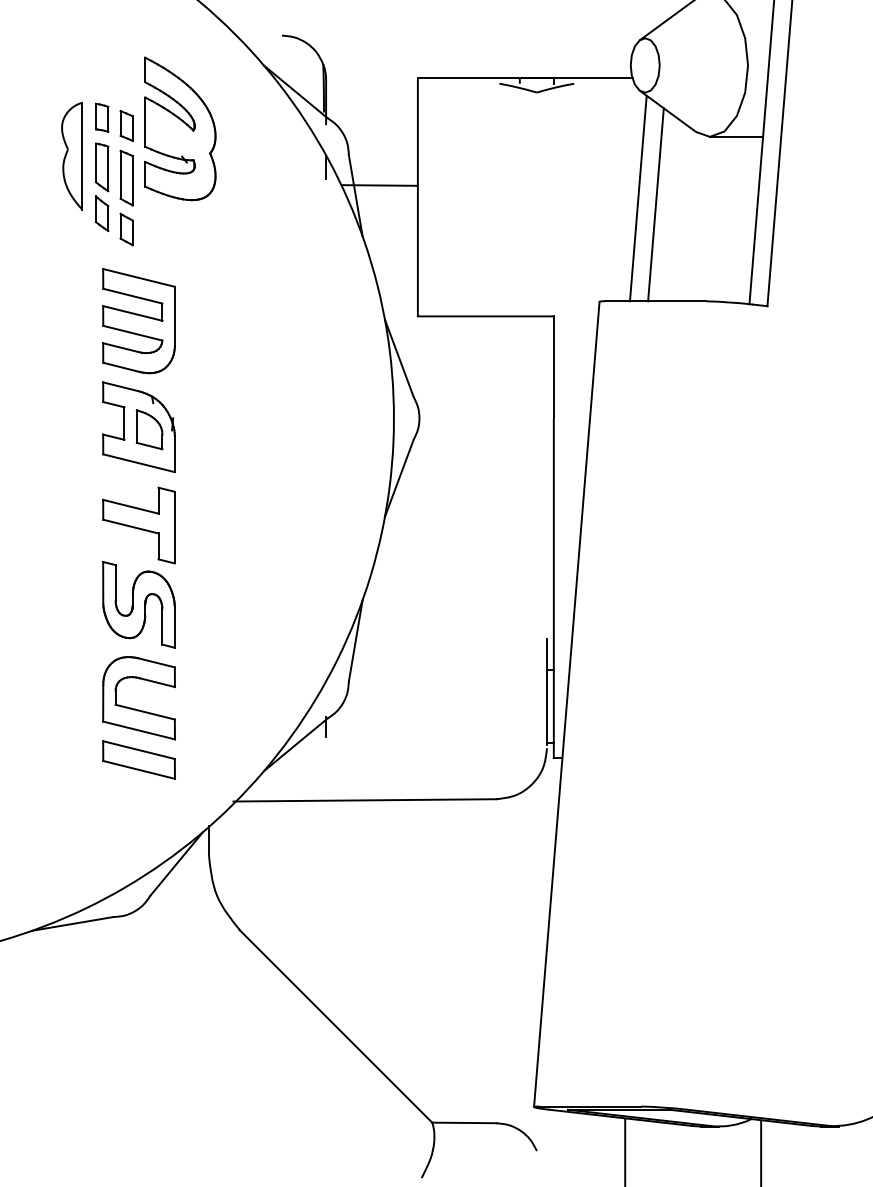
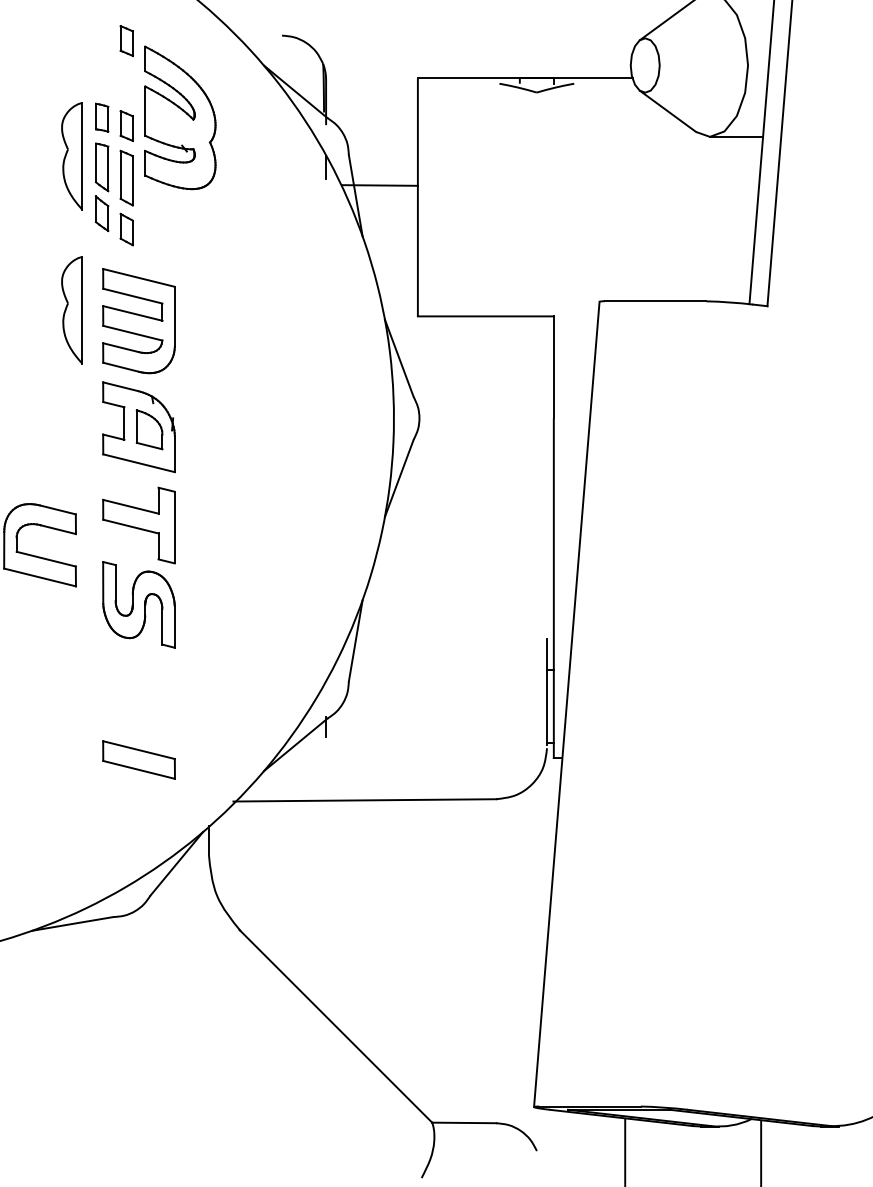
part: none -> present (126, 40)
part position: (180, 128) -> (180, 117) (180, 117)
line: present -> none (637, 198)
line: present -> none (655, 204)
part: none -> present (71, 310)
part position: (135, 708) -> (36, 555) (36, 555)
